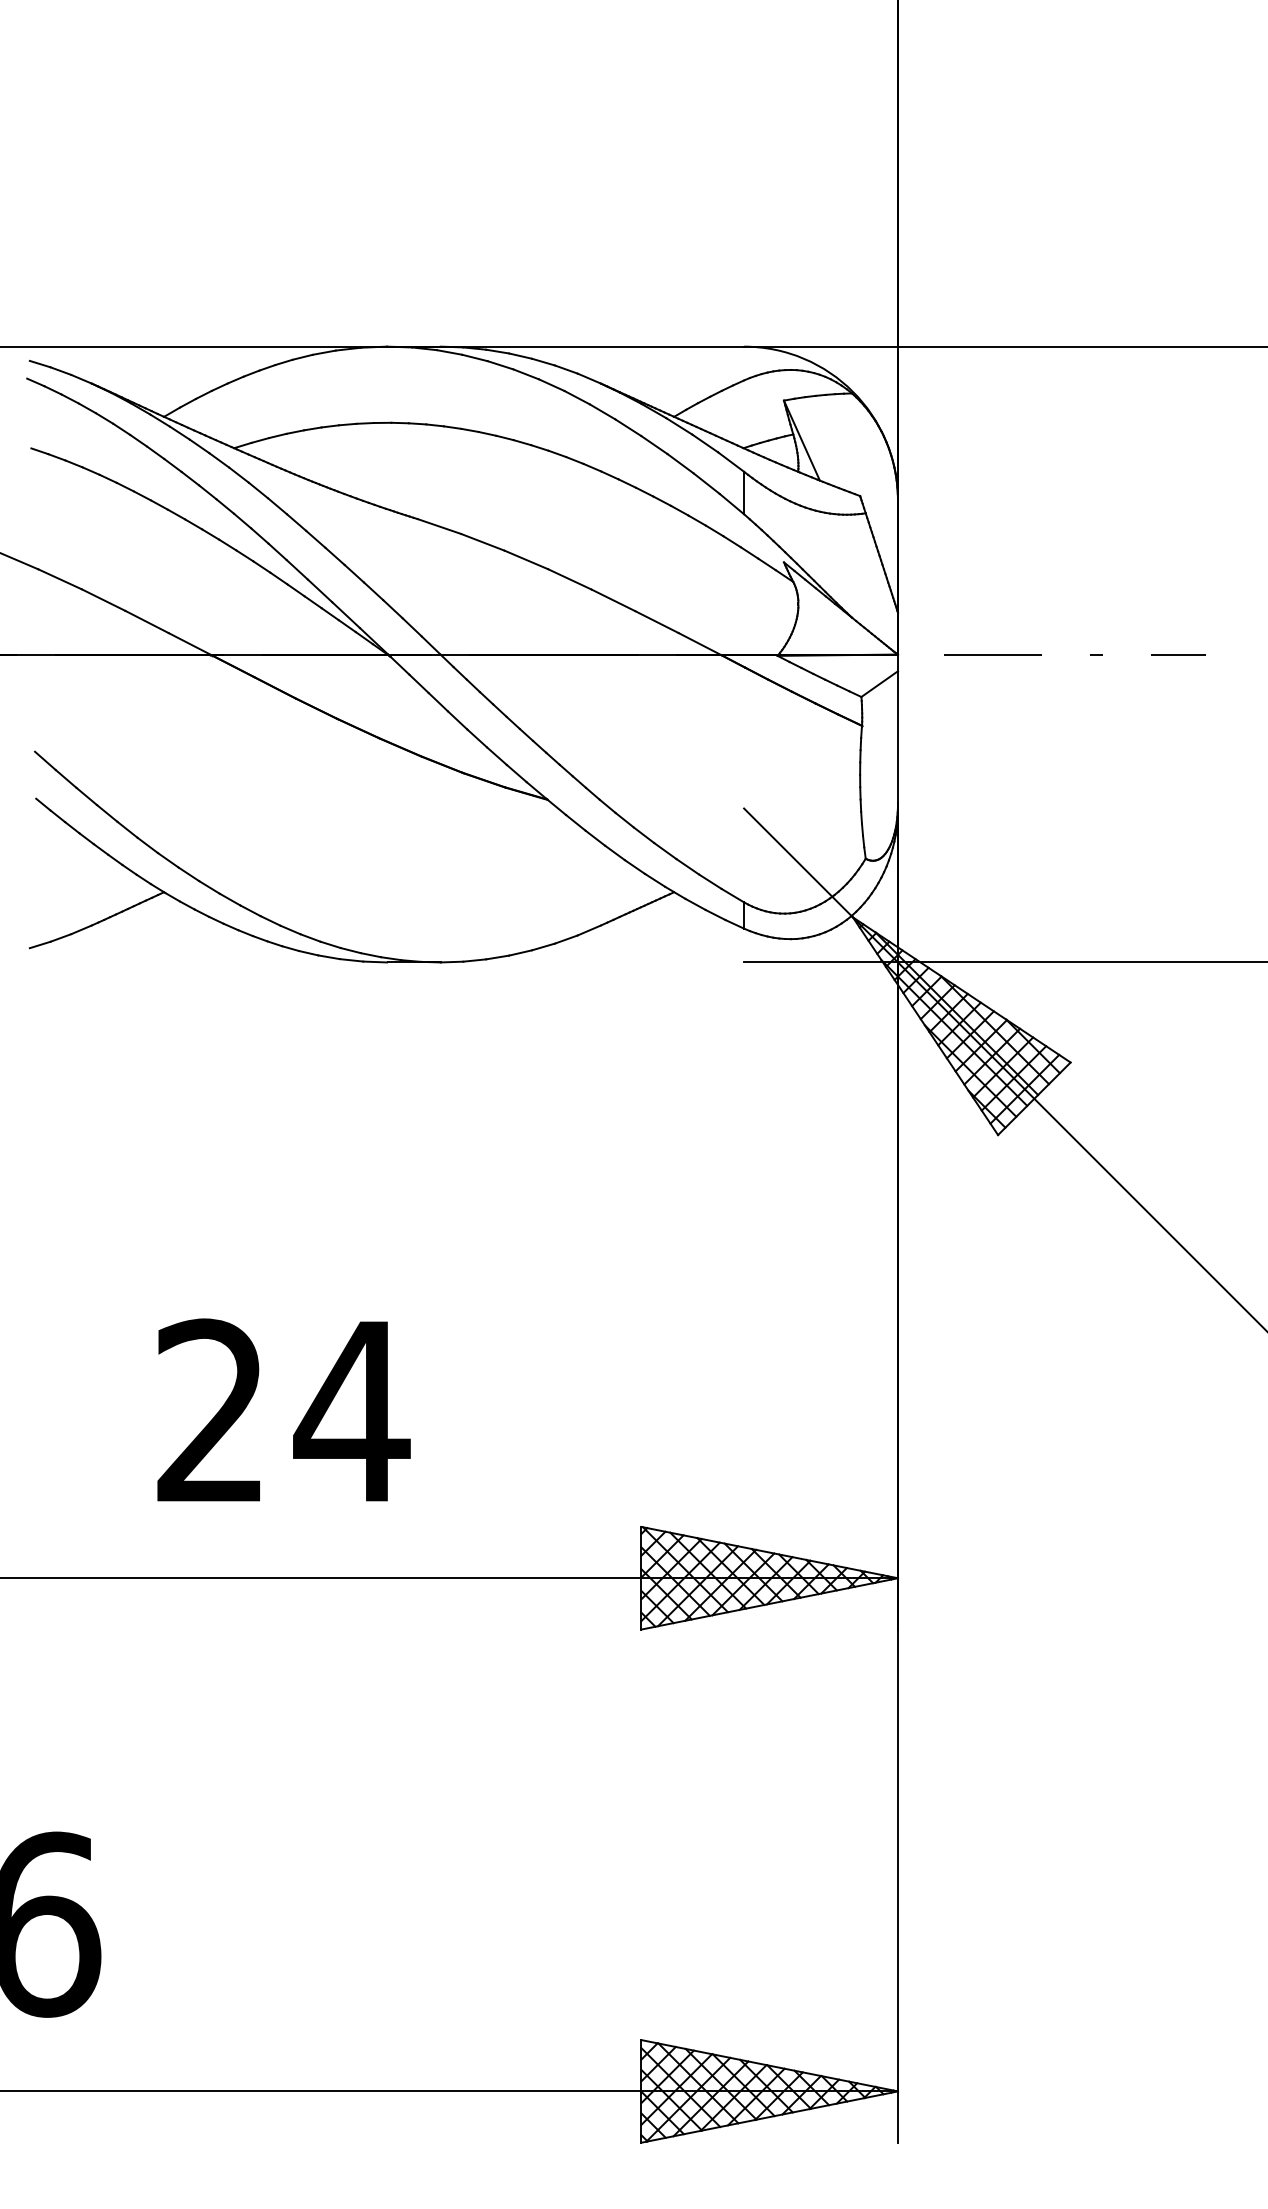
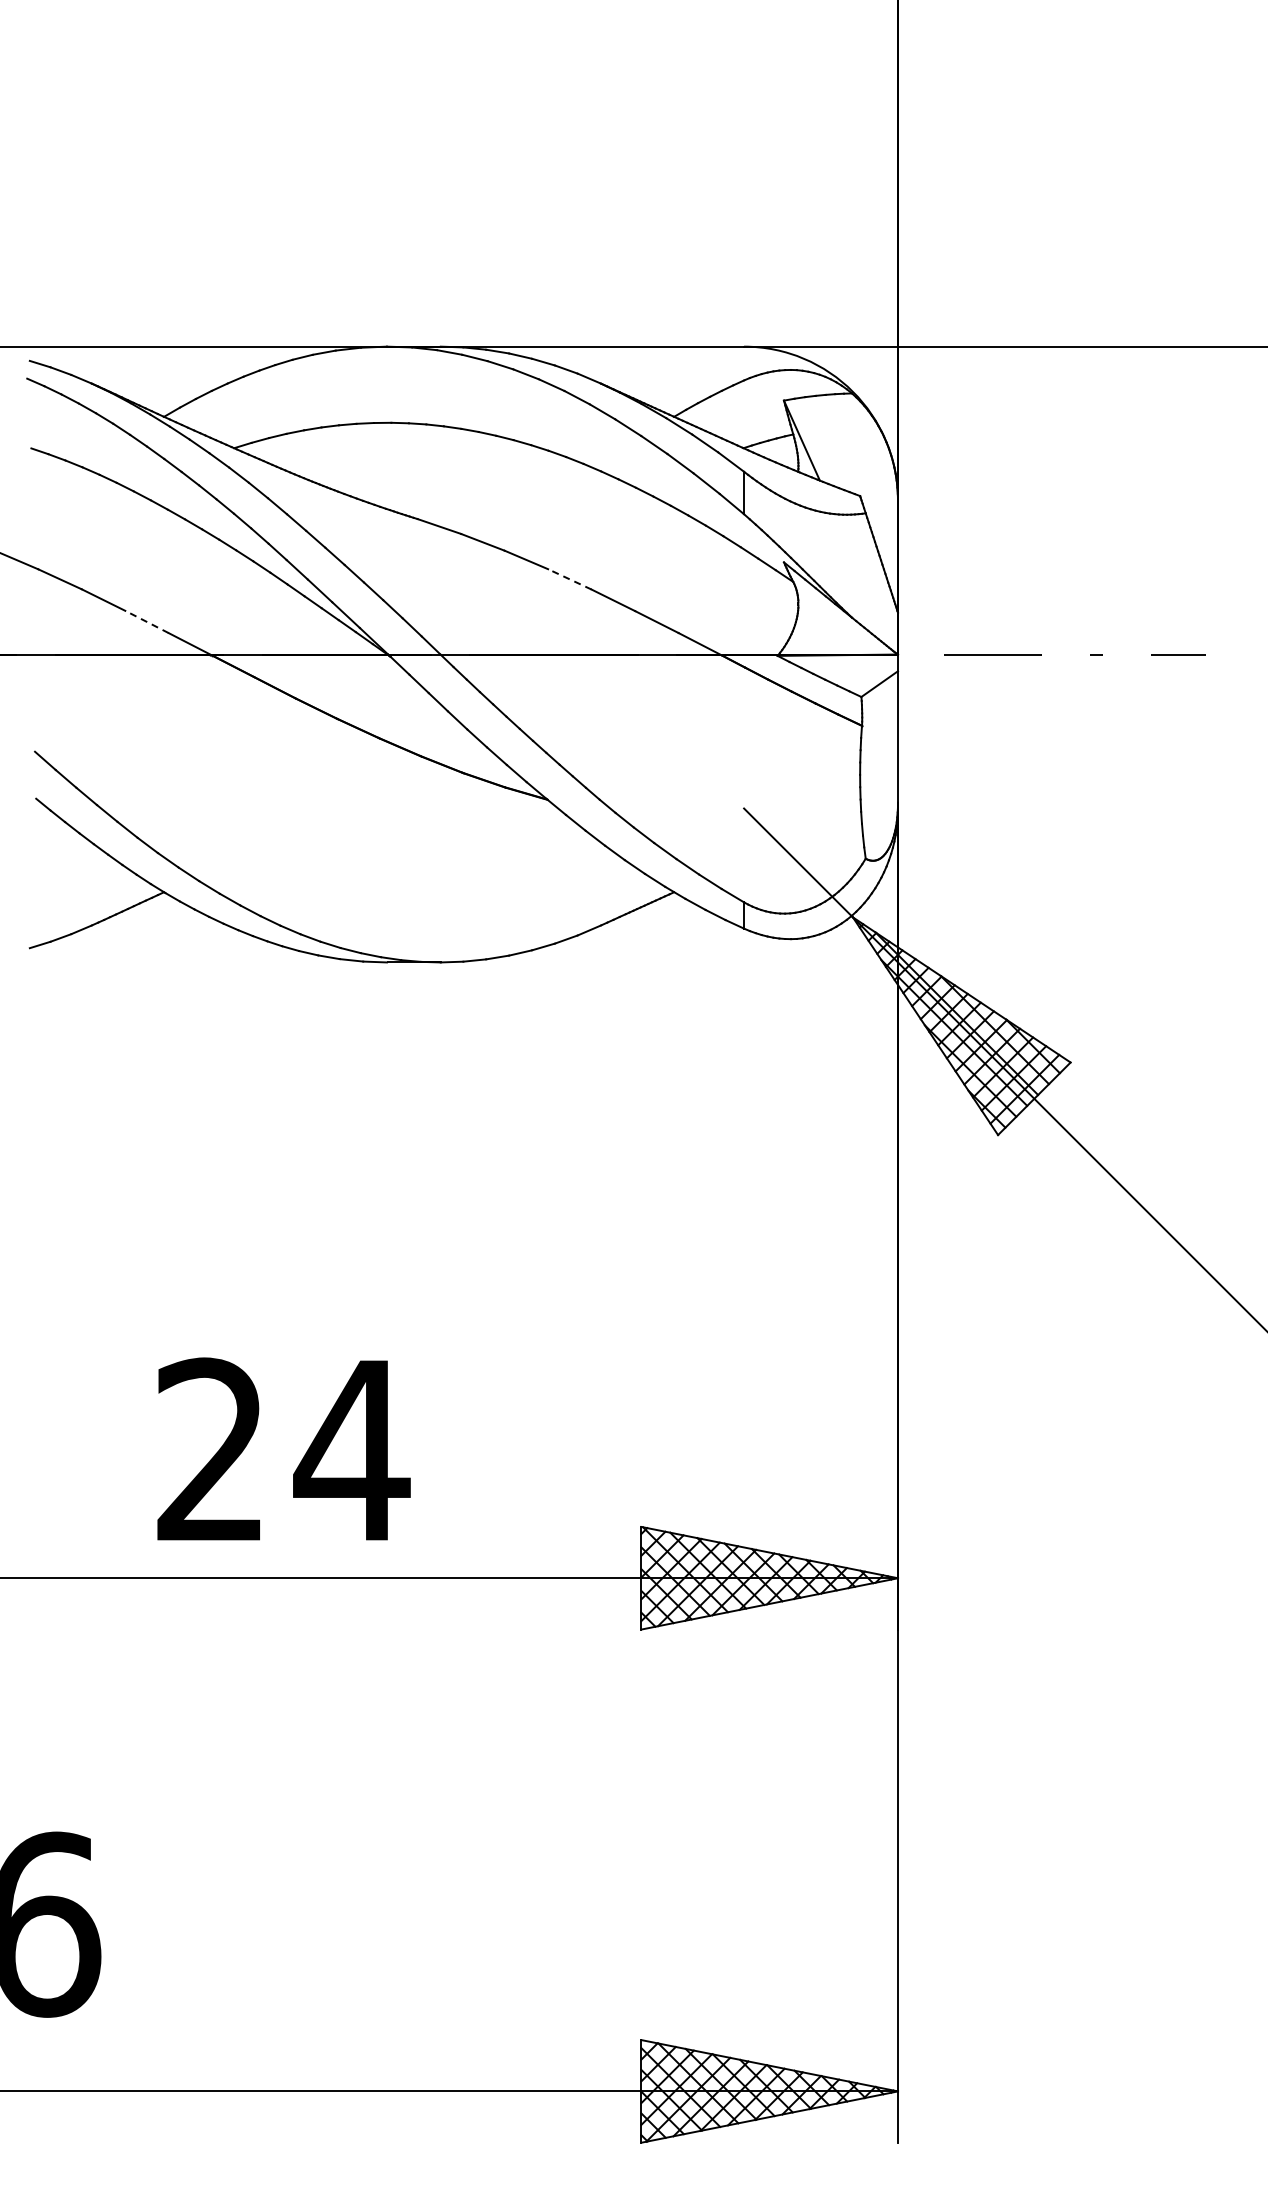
line: solid -> dashed (569, 579)
line: solid -> dashed (146, 621)
line: present -> none (1004, 962)
text position: (283, 1409) -> (283, 1448) (283, 1448)
